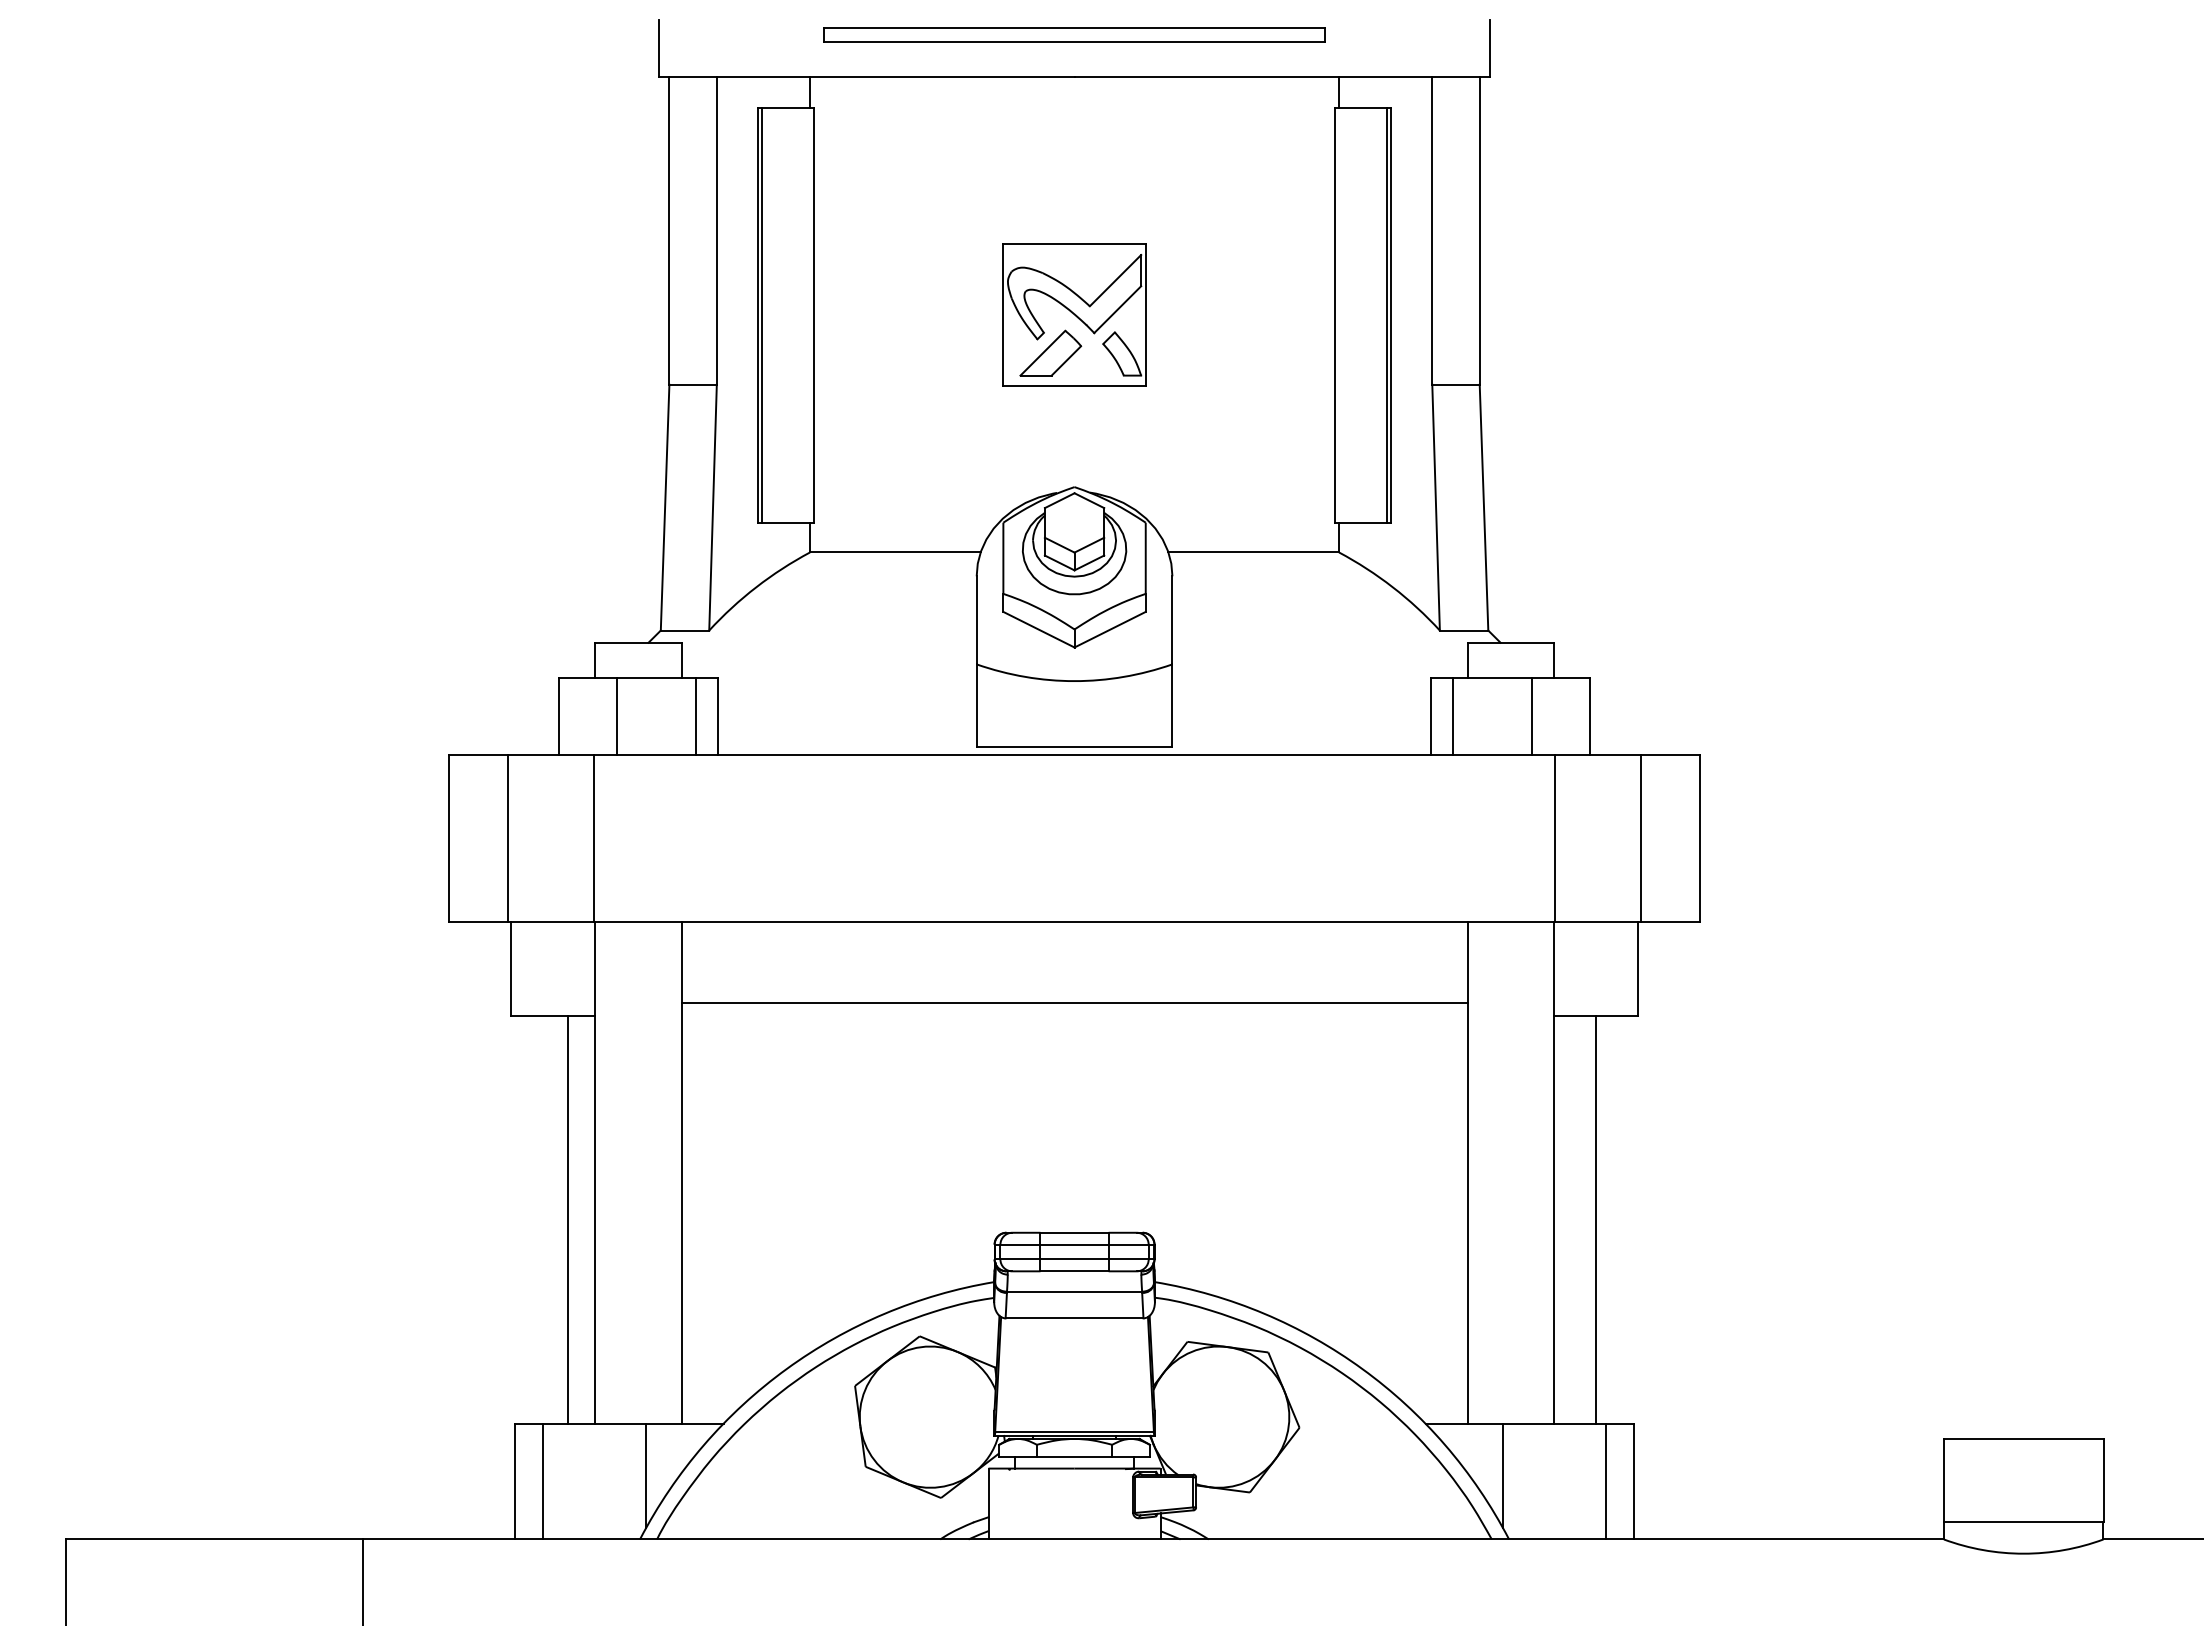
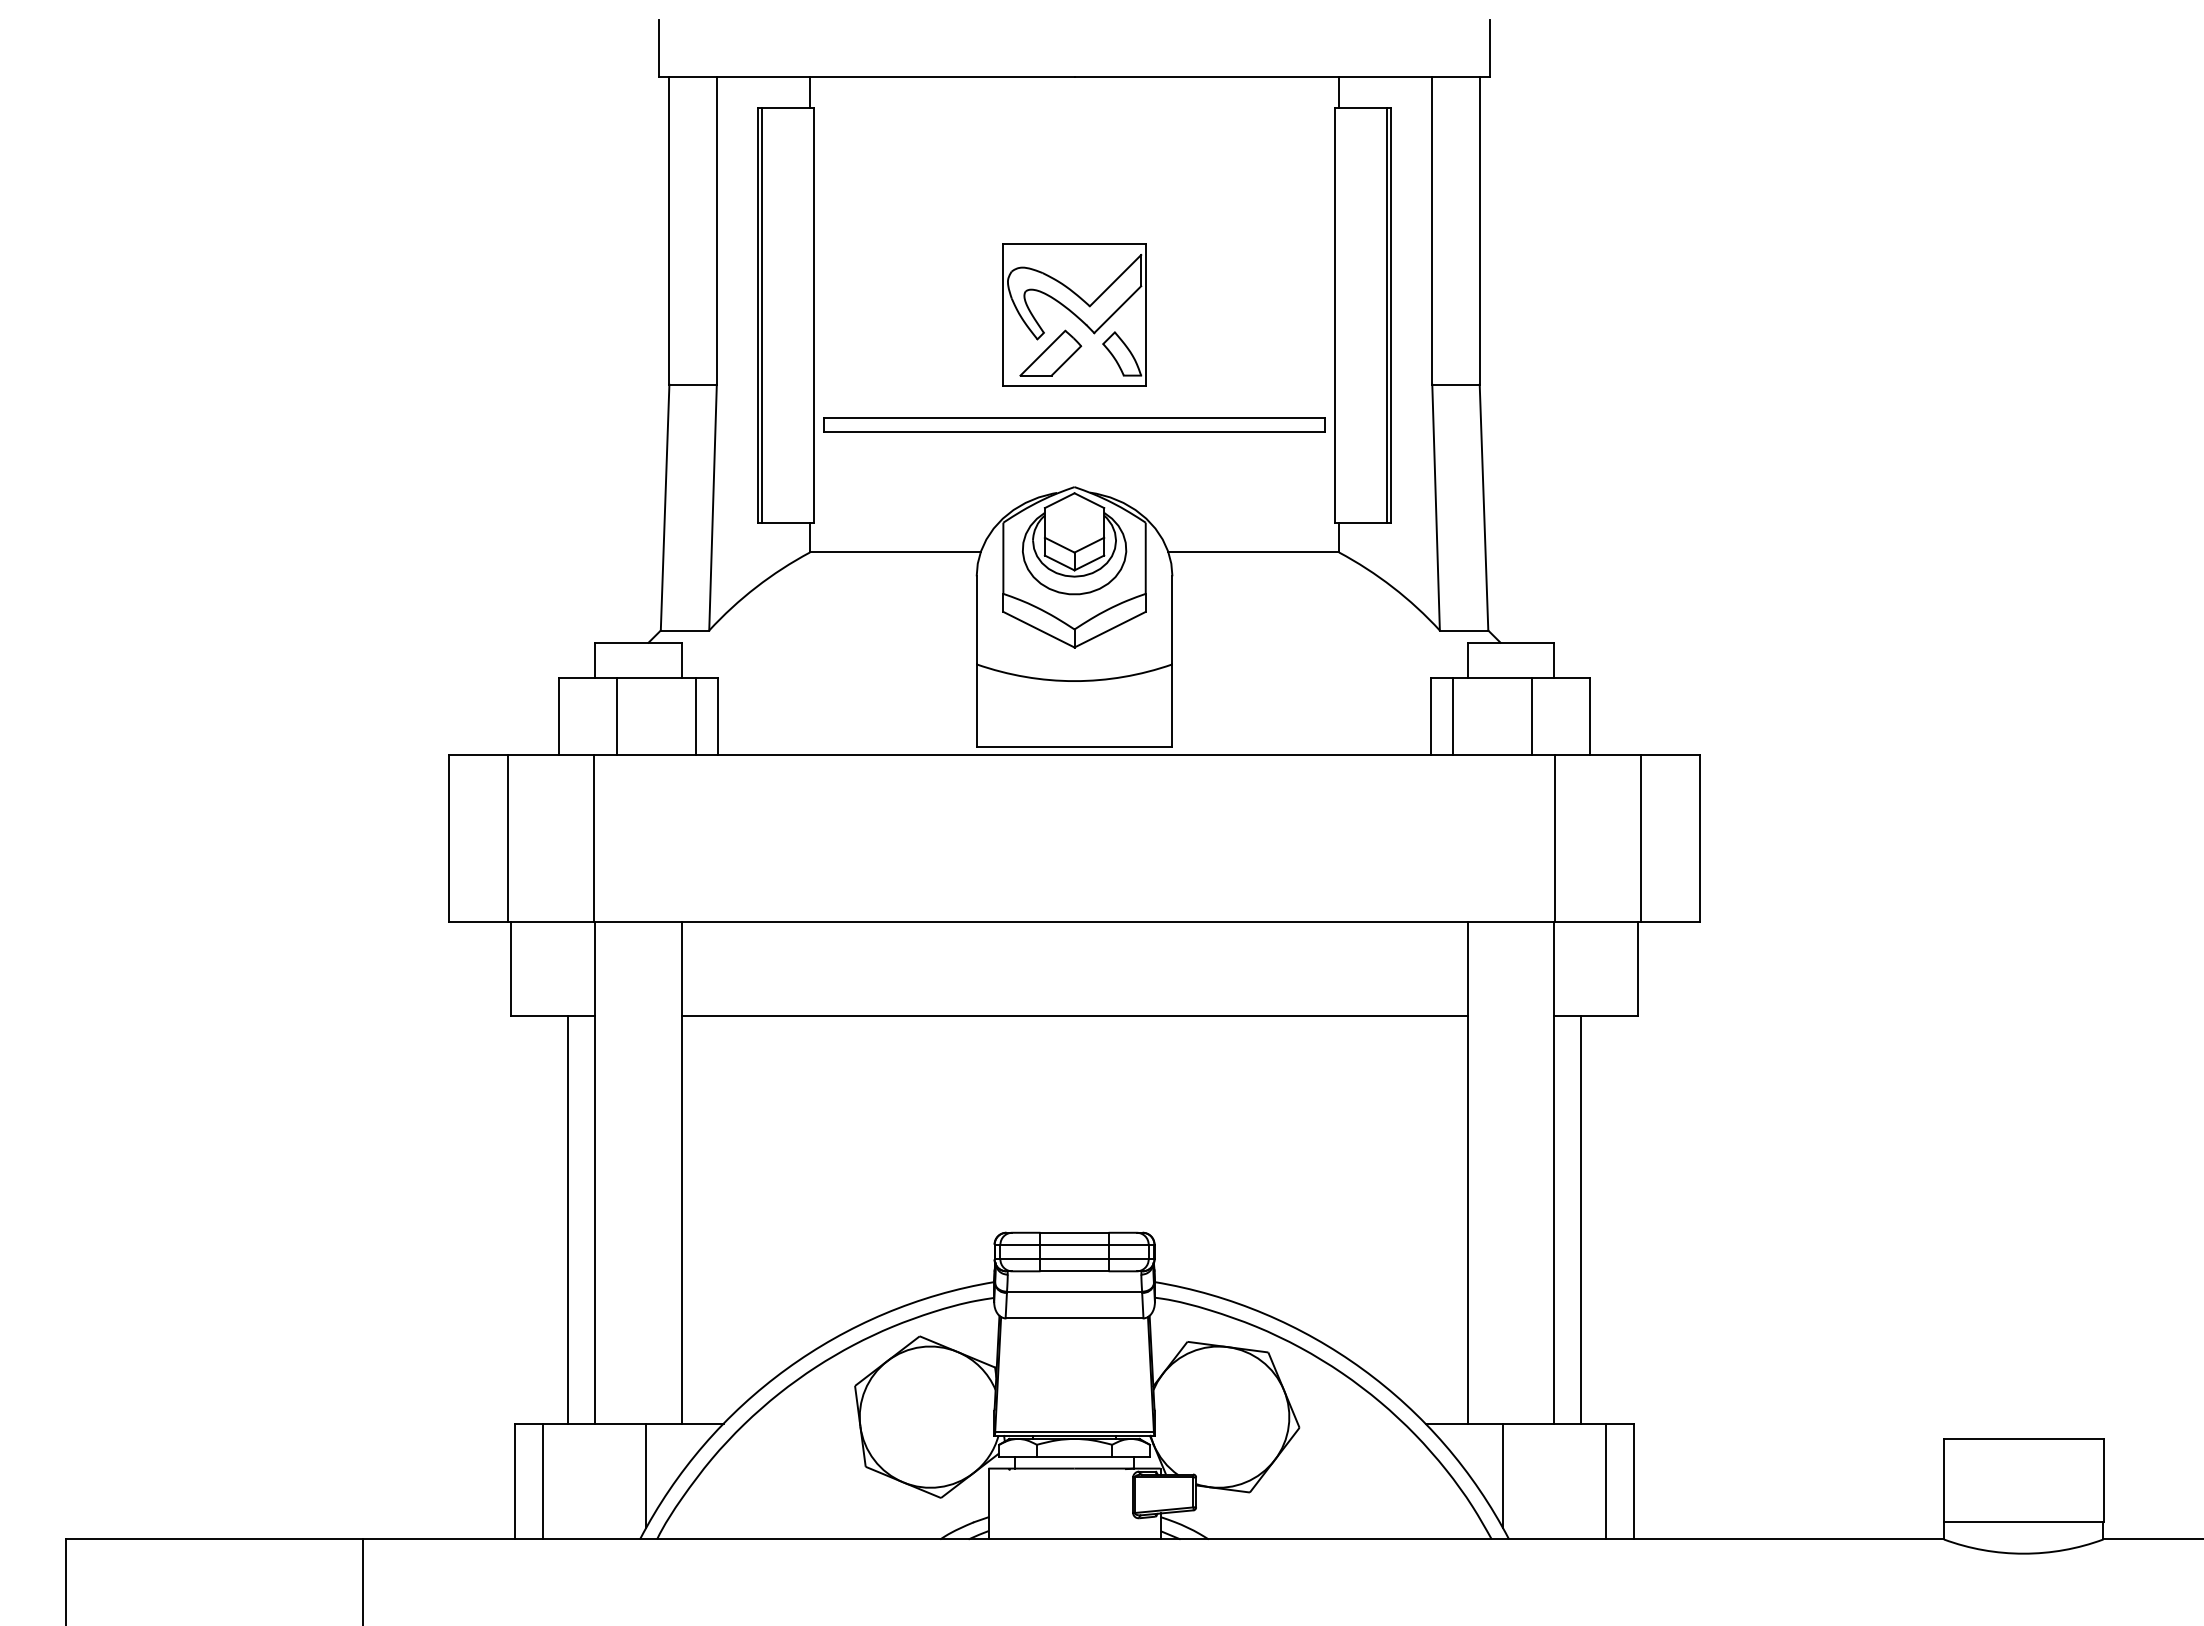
part position: (1074, 34) -> (1074, 424) (1074, 424)
line position: (1074, 1003) -> (1074, 1016) (1074, 1016)
line position: (1595, 1220) -> (1580, 1220) (1580, 1220)
